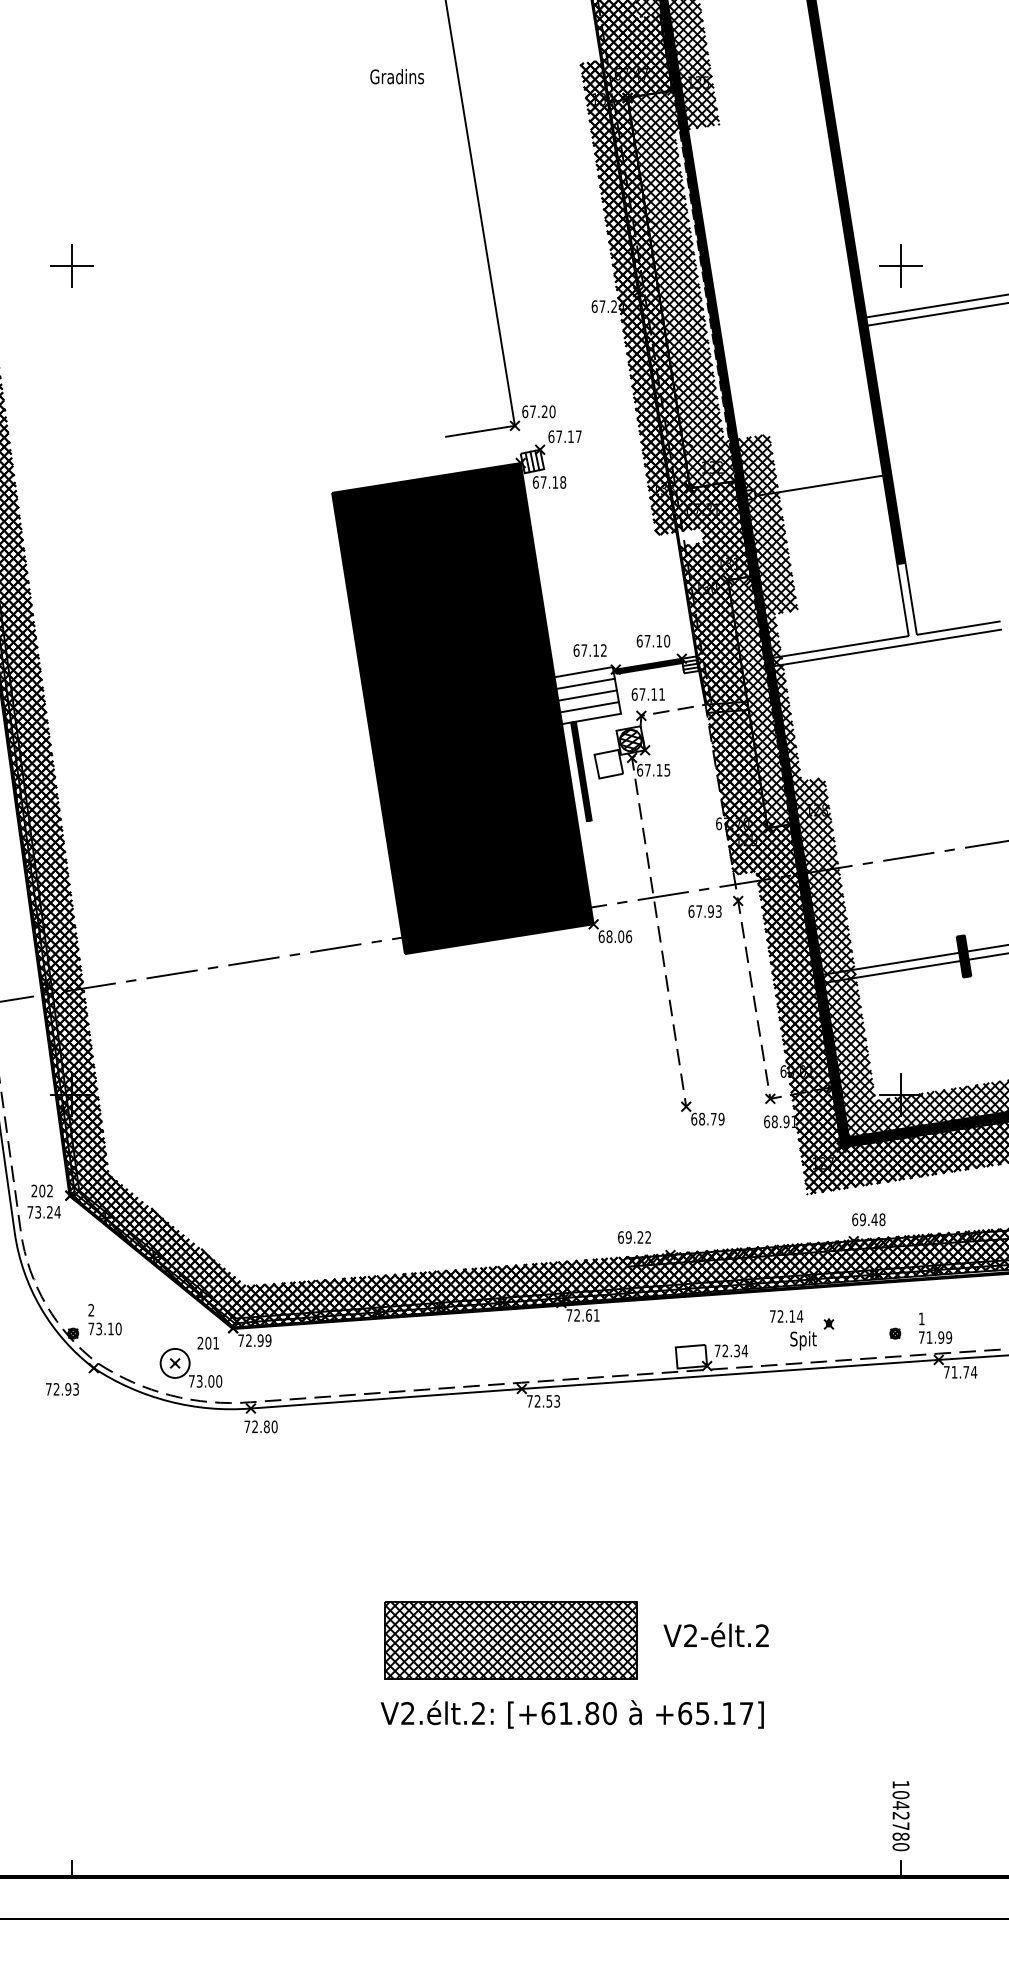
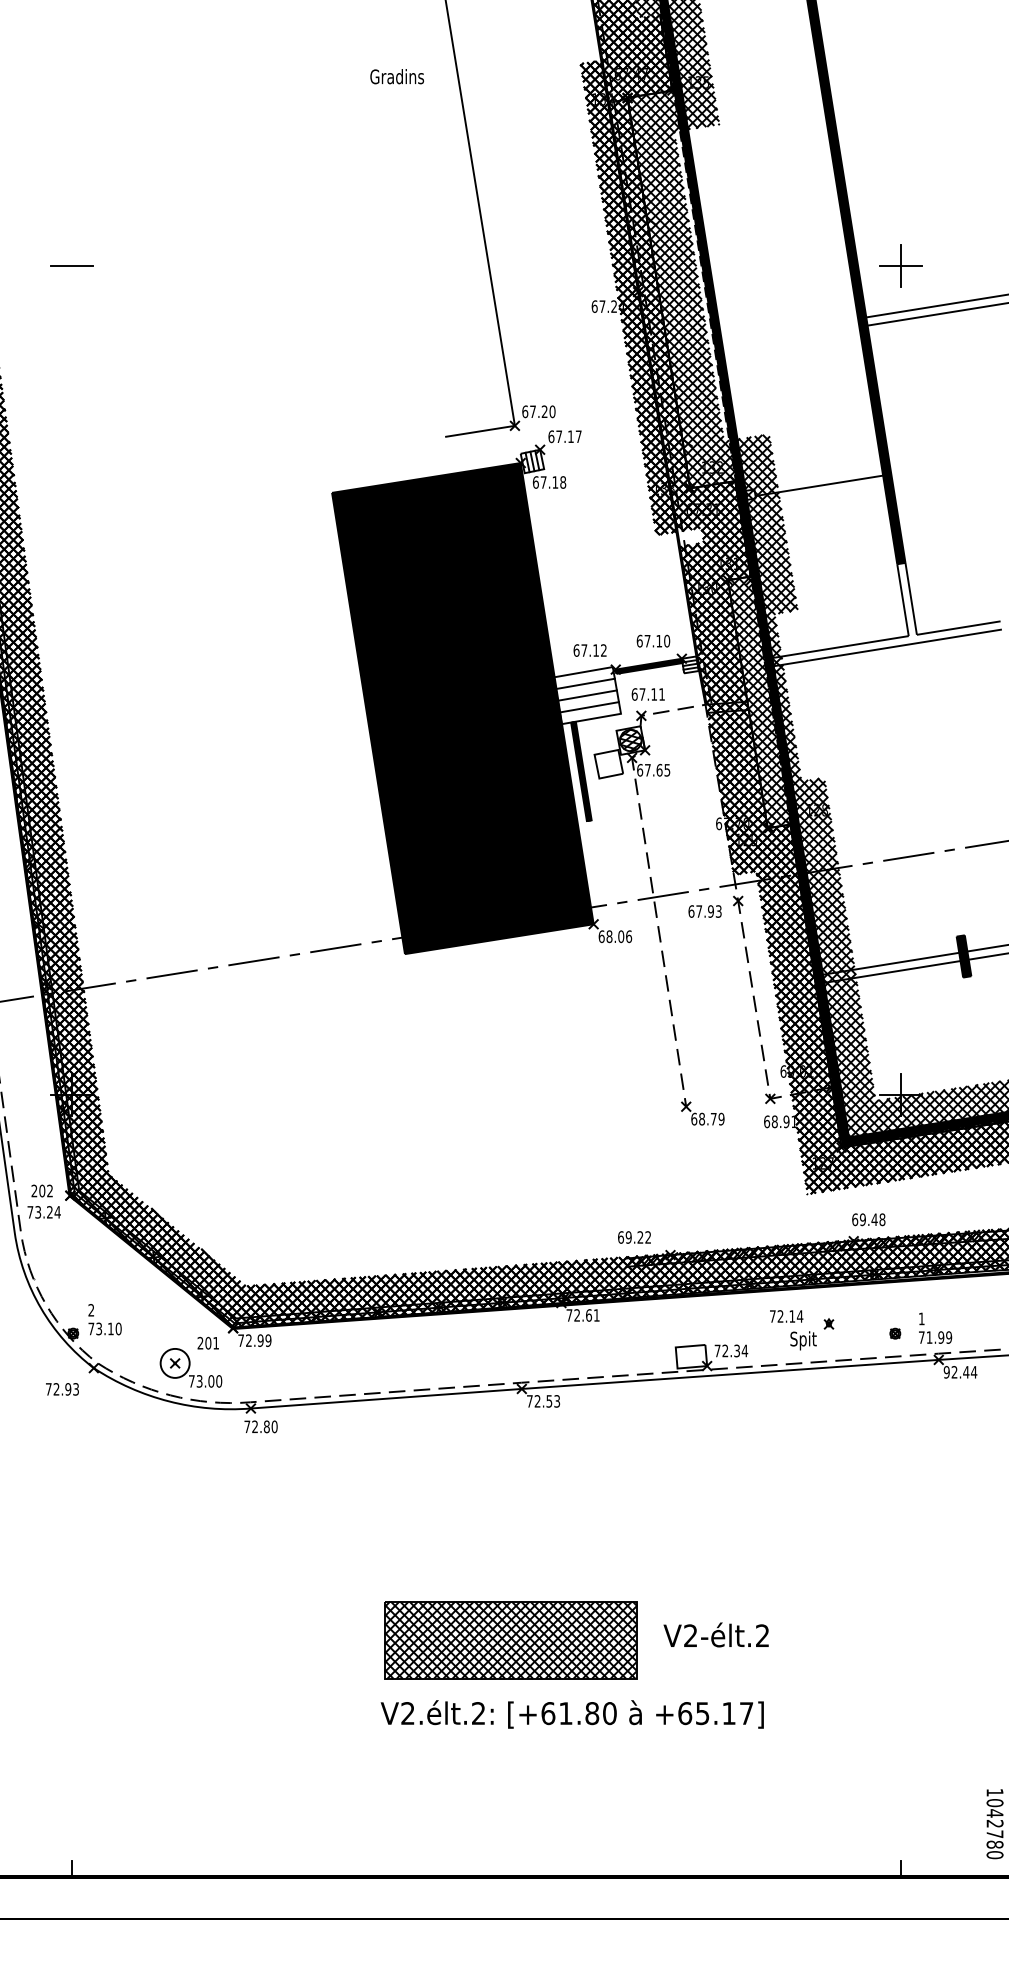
line: present -> none (72, 265)
text: 67.15 -> 67.65 (659, 769)
text: 71.74 -> 92.44 (956, 1372)
text position: (900, 1816) -> (994, 1824) (994, 1824)
